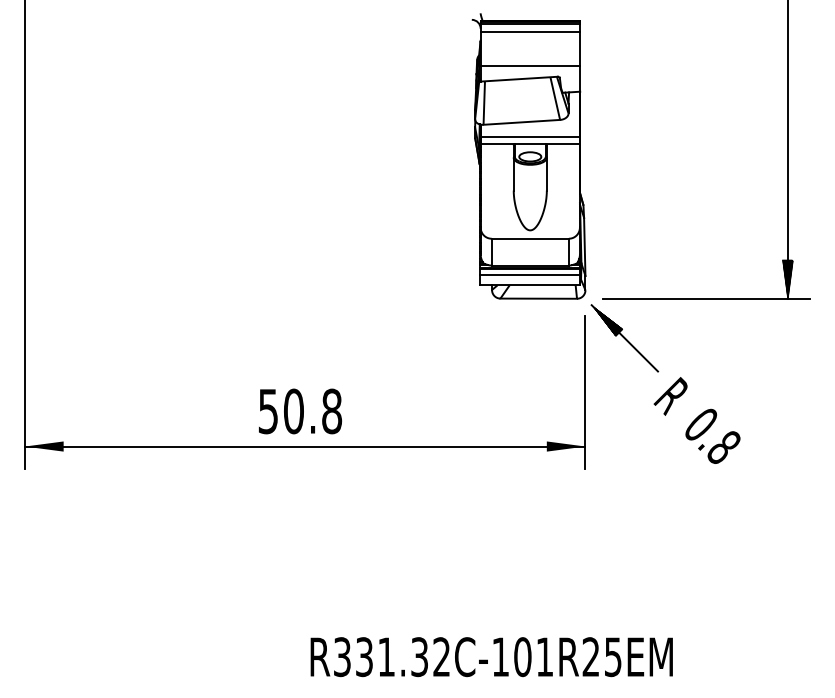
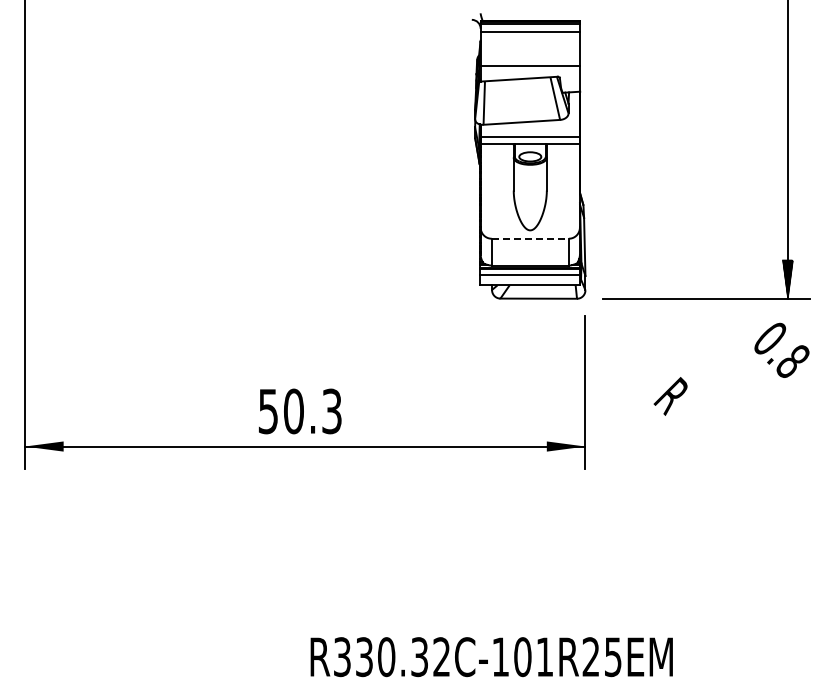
line: solid -> dashed (530, 238)
part: present -> none (624, 338)
text: 50.8 -> 50.3 (332, 411)
text position: (712, 435) -> (781, 349) (781, 349)
text: R331.32C-101R25EM -> R330.32C-101R25EM (386, 657)
